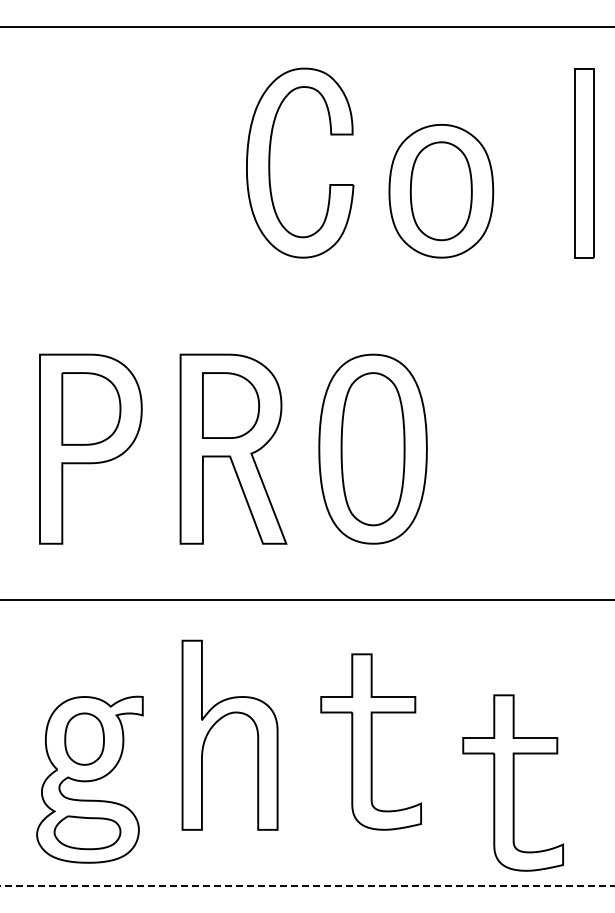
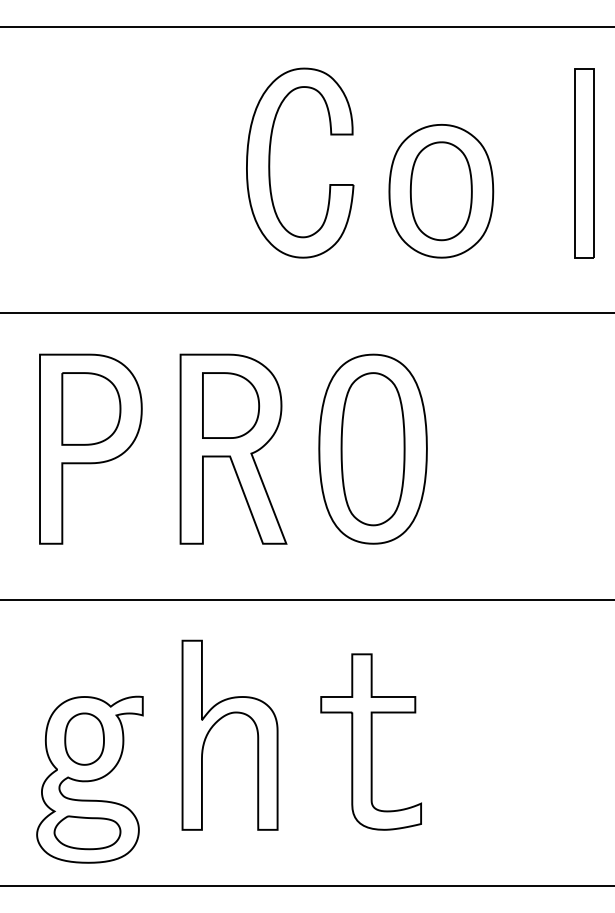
line: none -> present (306, 313)
part: present -> none (512, 782)
line: dashed -> solid (307, 885)
